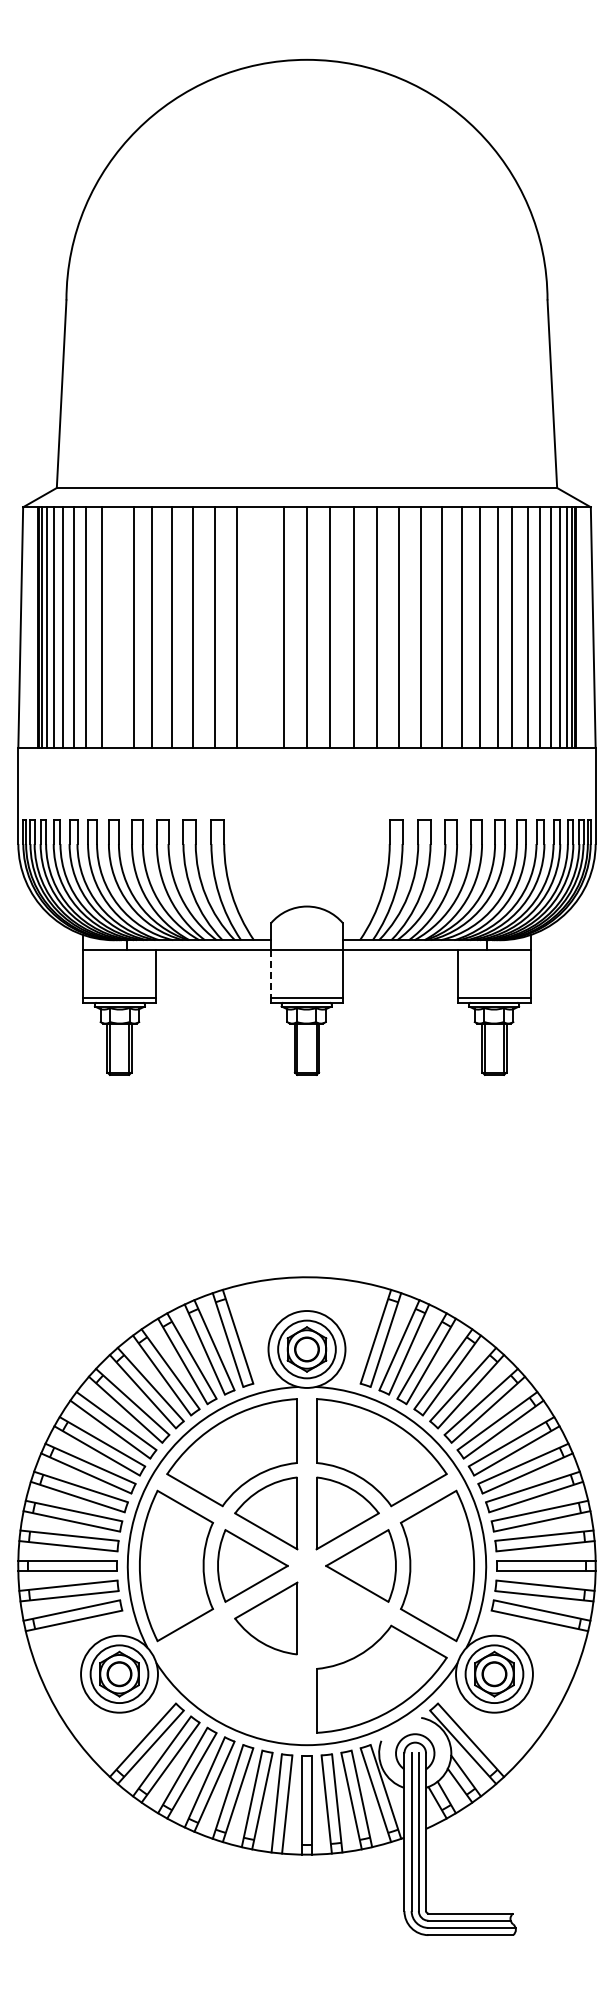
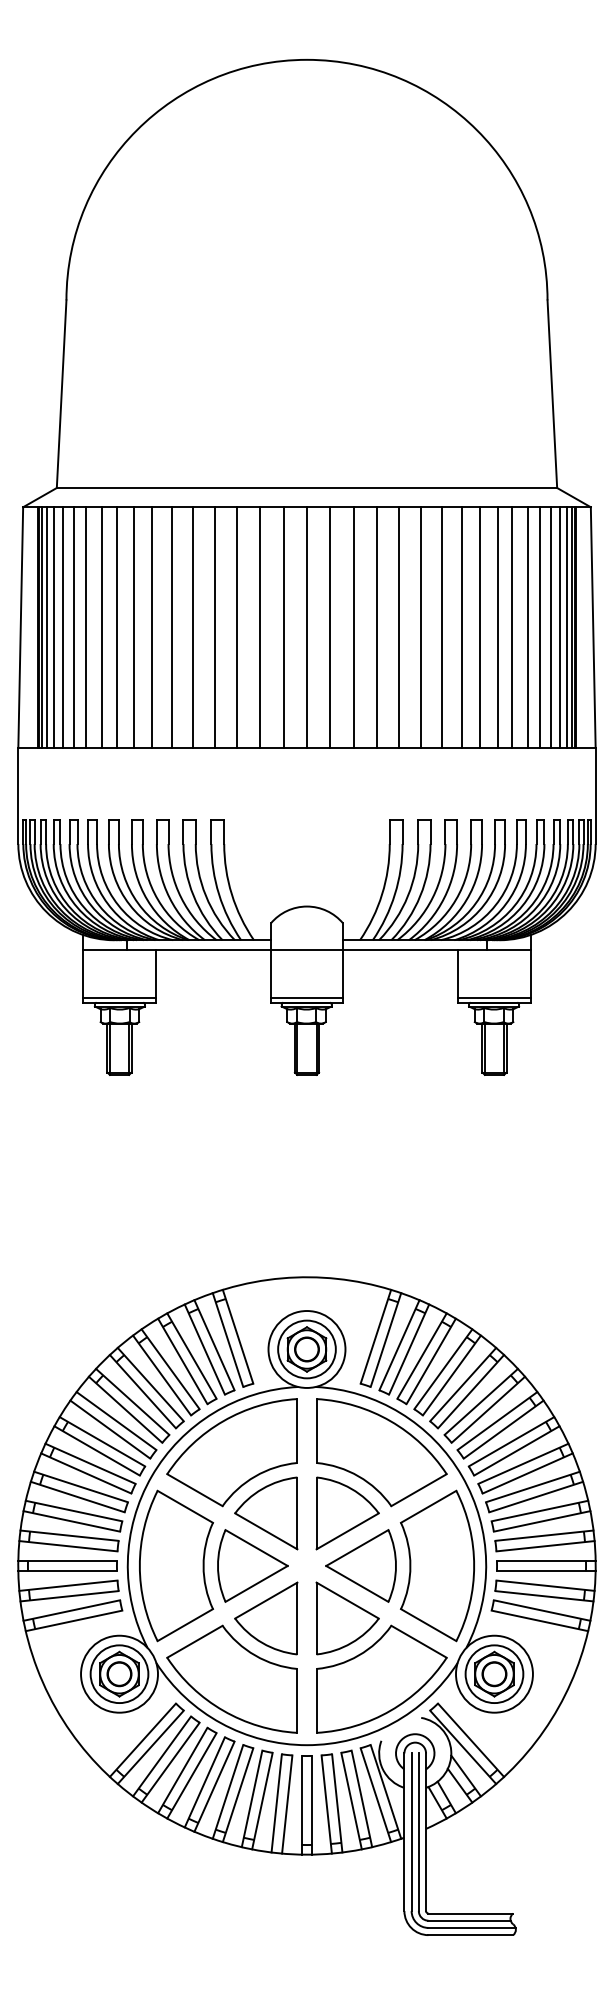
line: none -> present (116, 627)
line: none -> present (260, 627)
line: dashed -> solid (270, 974)
part: none -> present (347, 1618)
part: none -> present (231, 1678)
